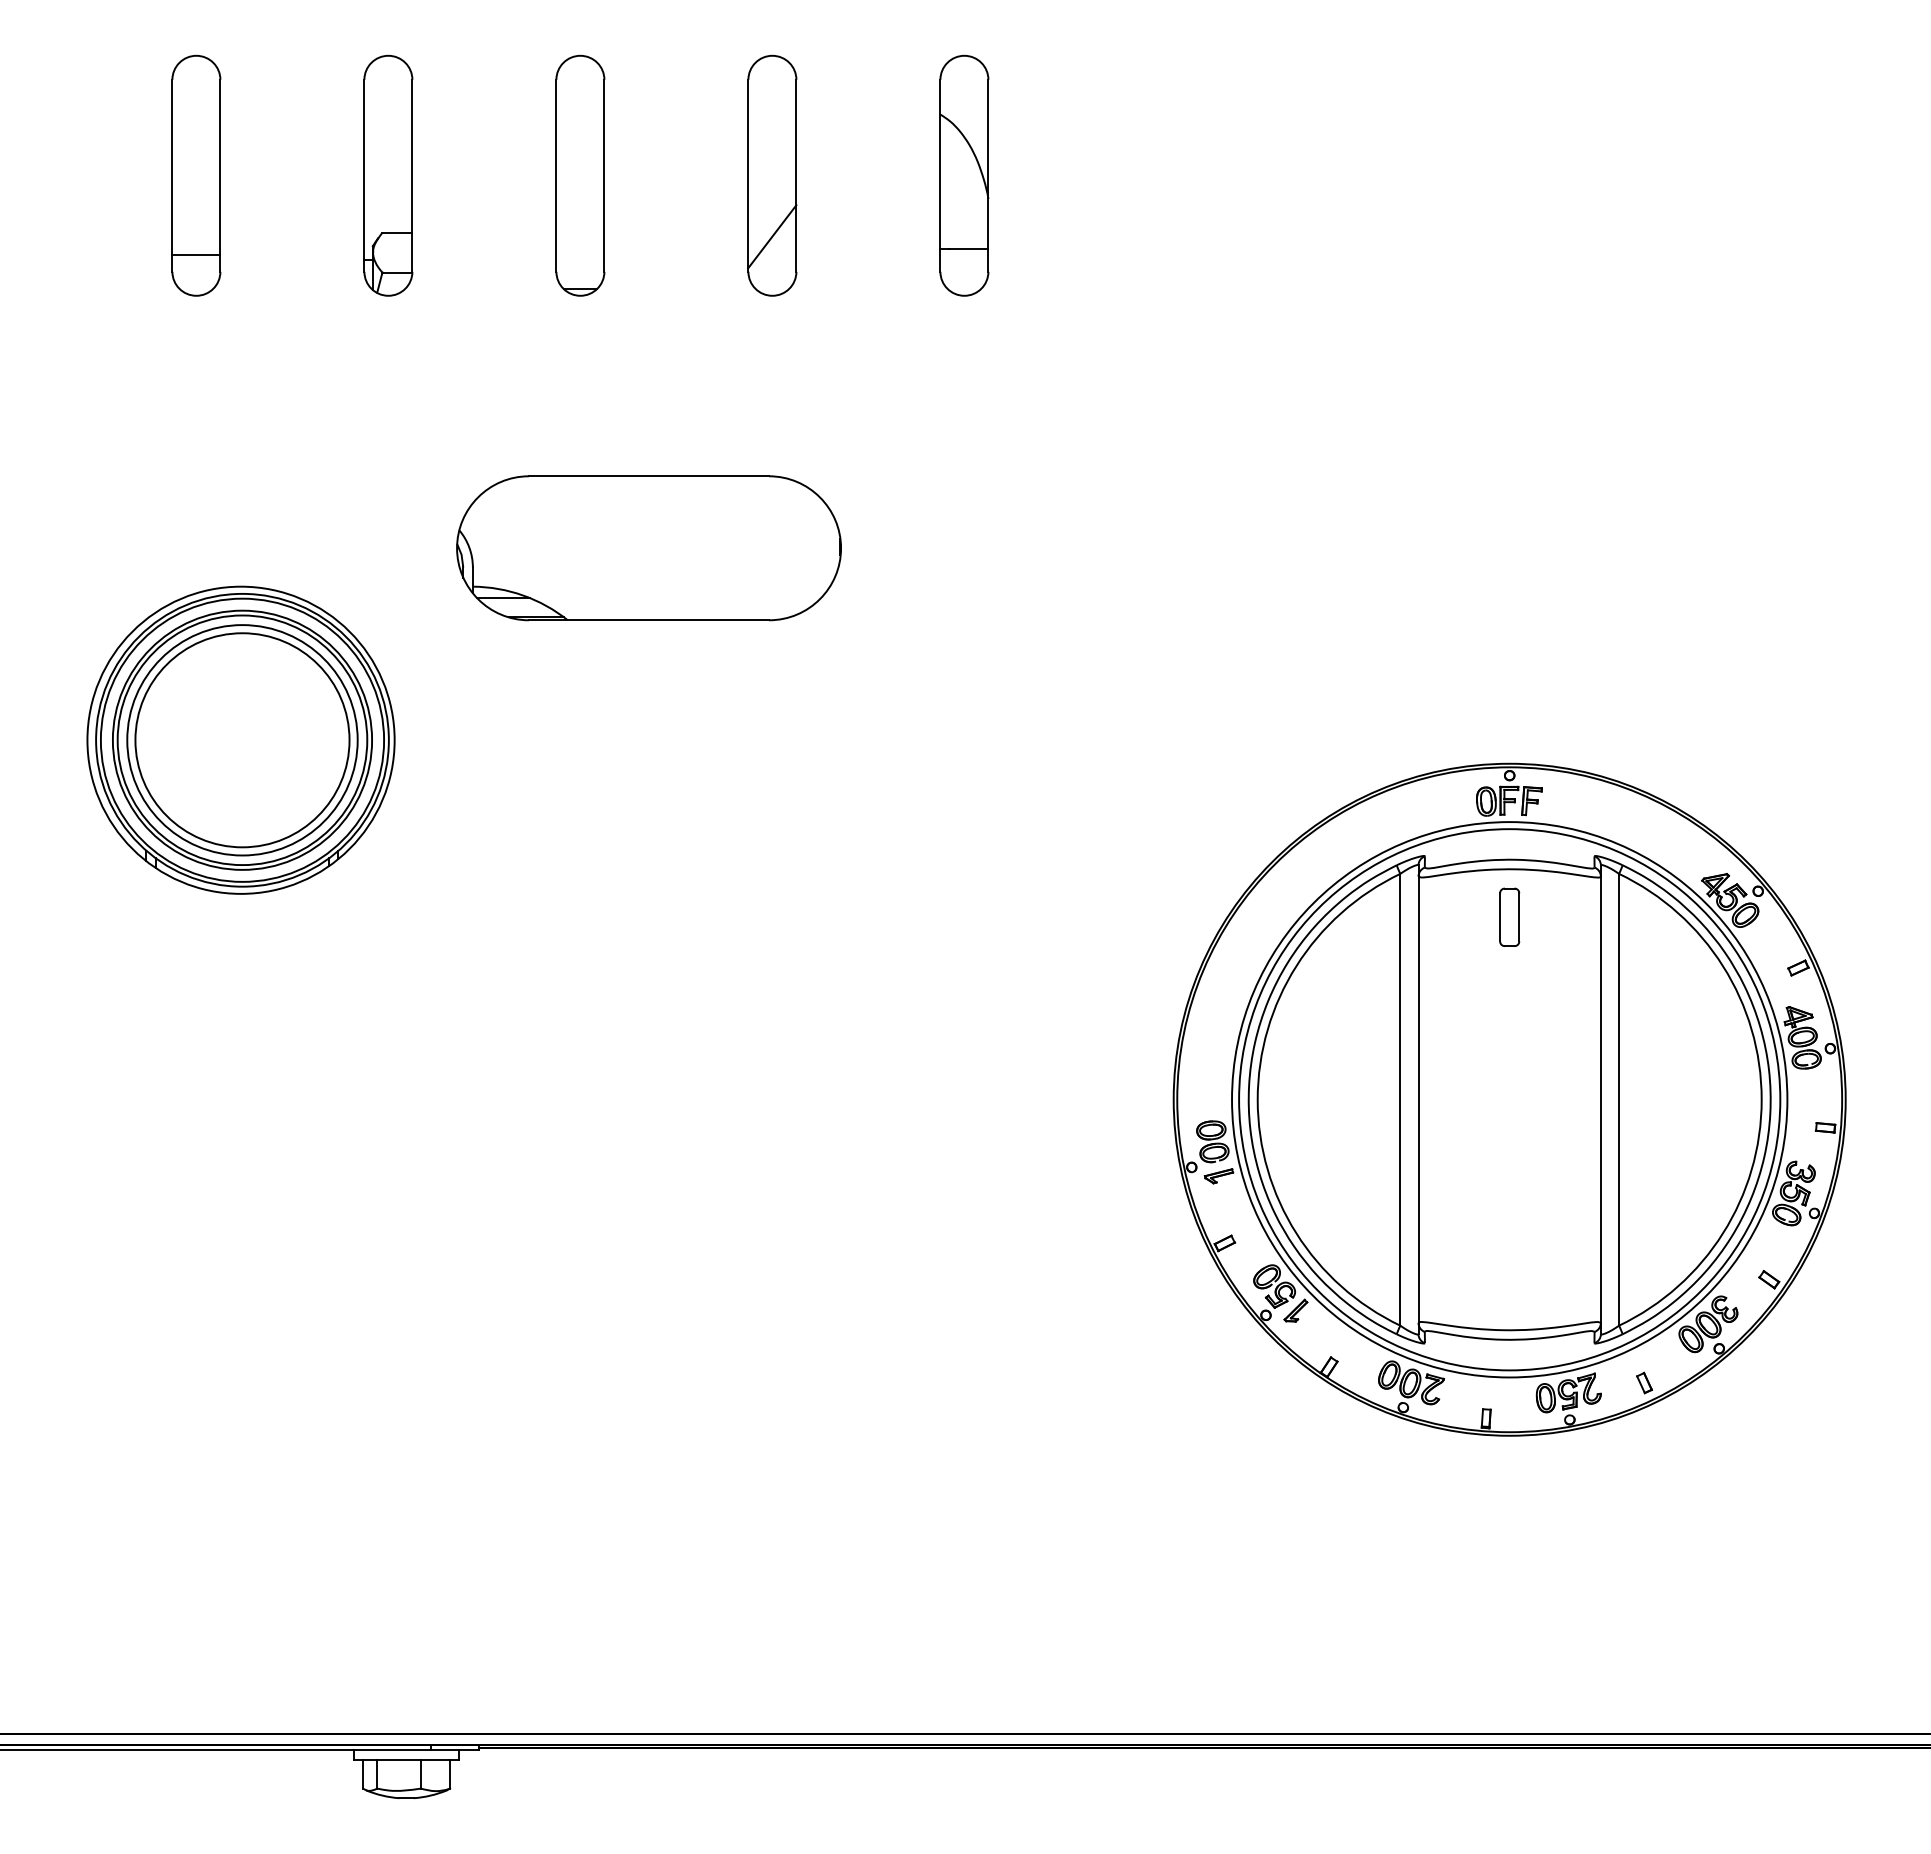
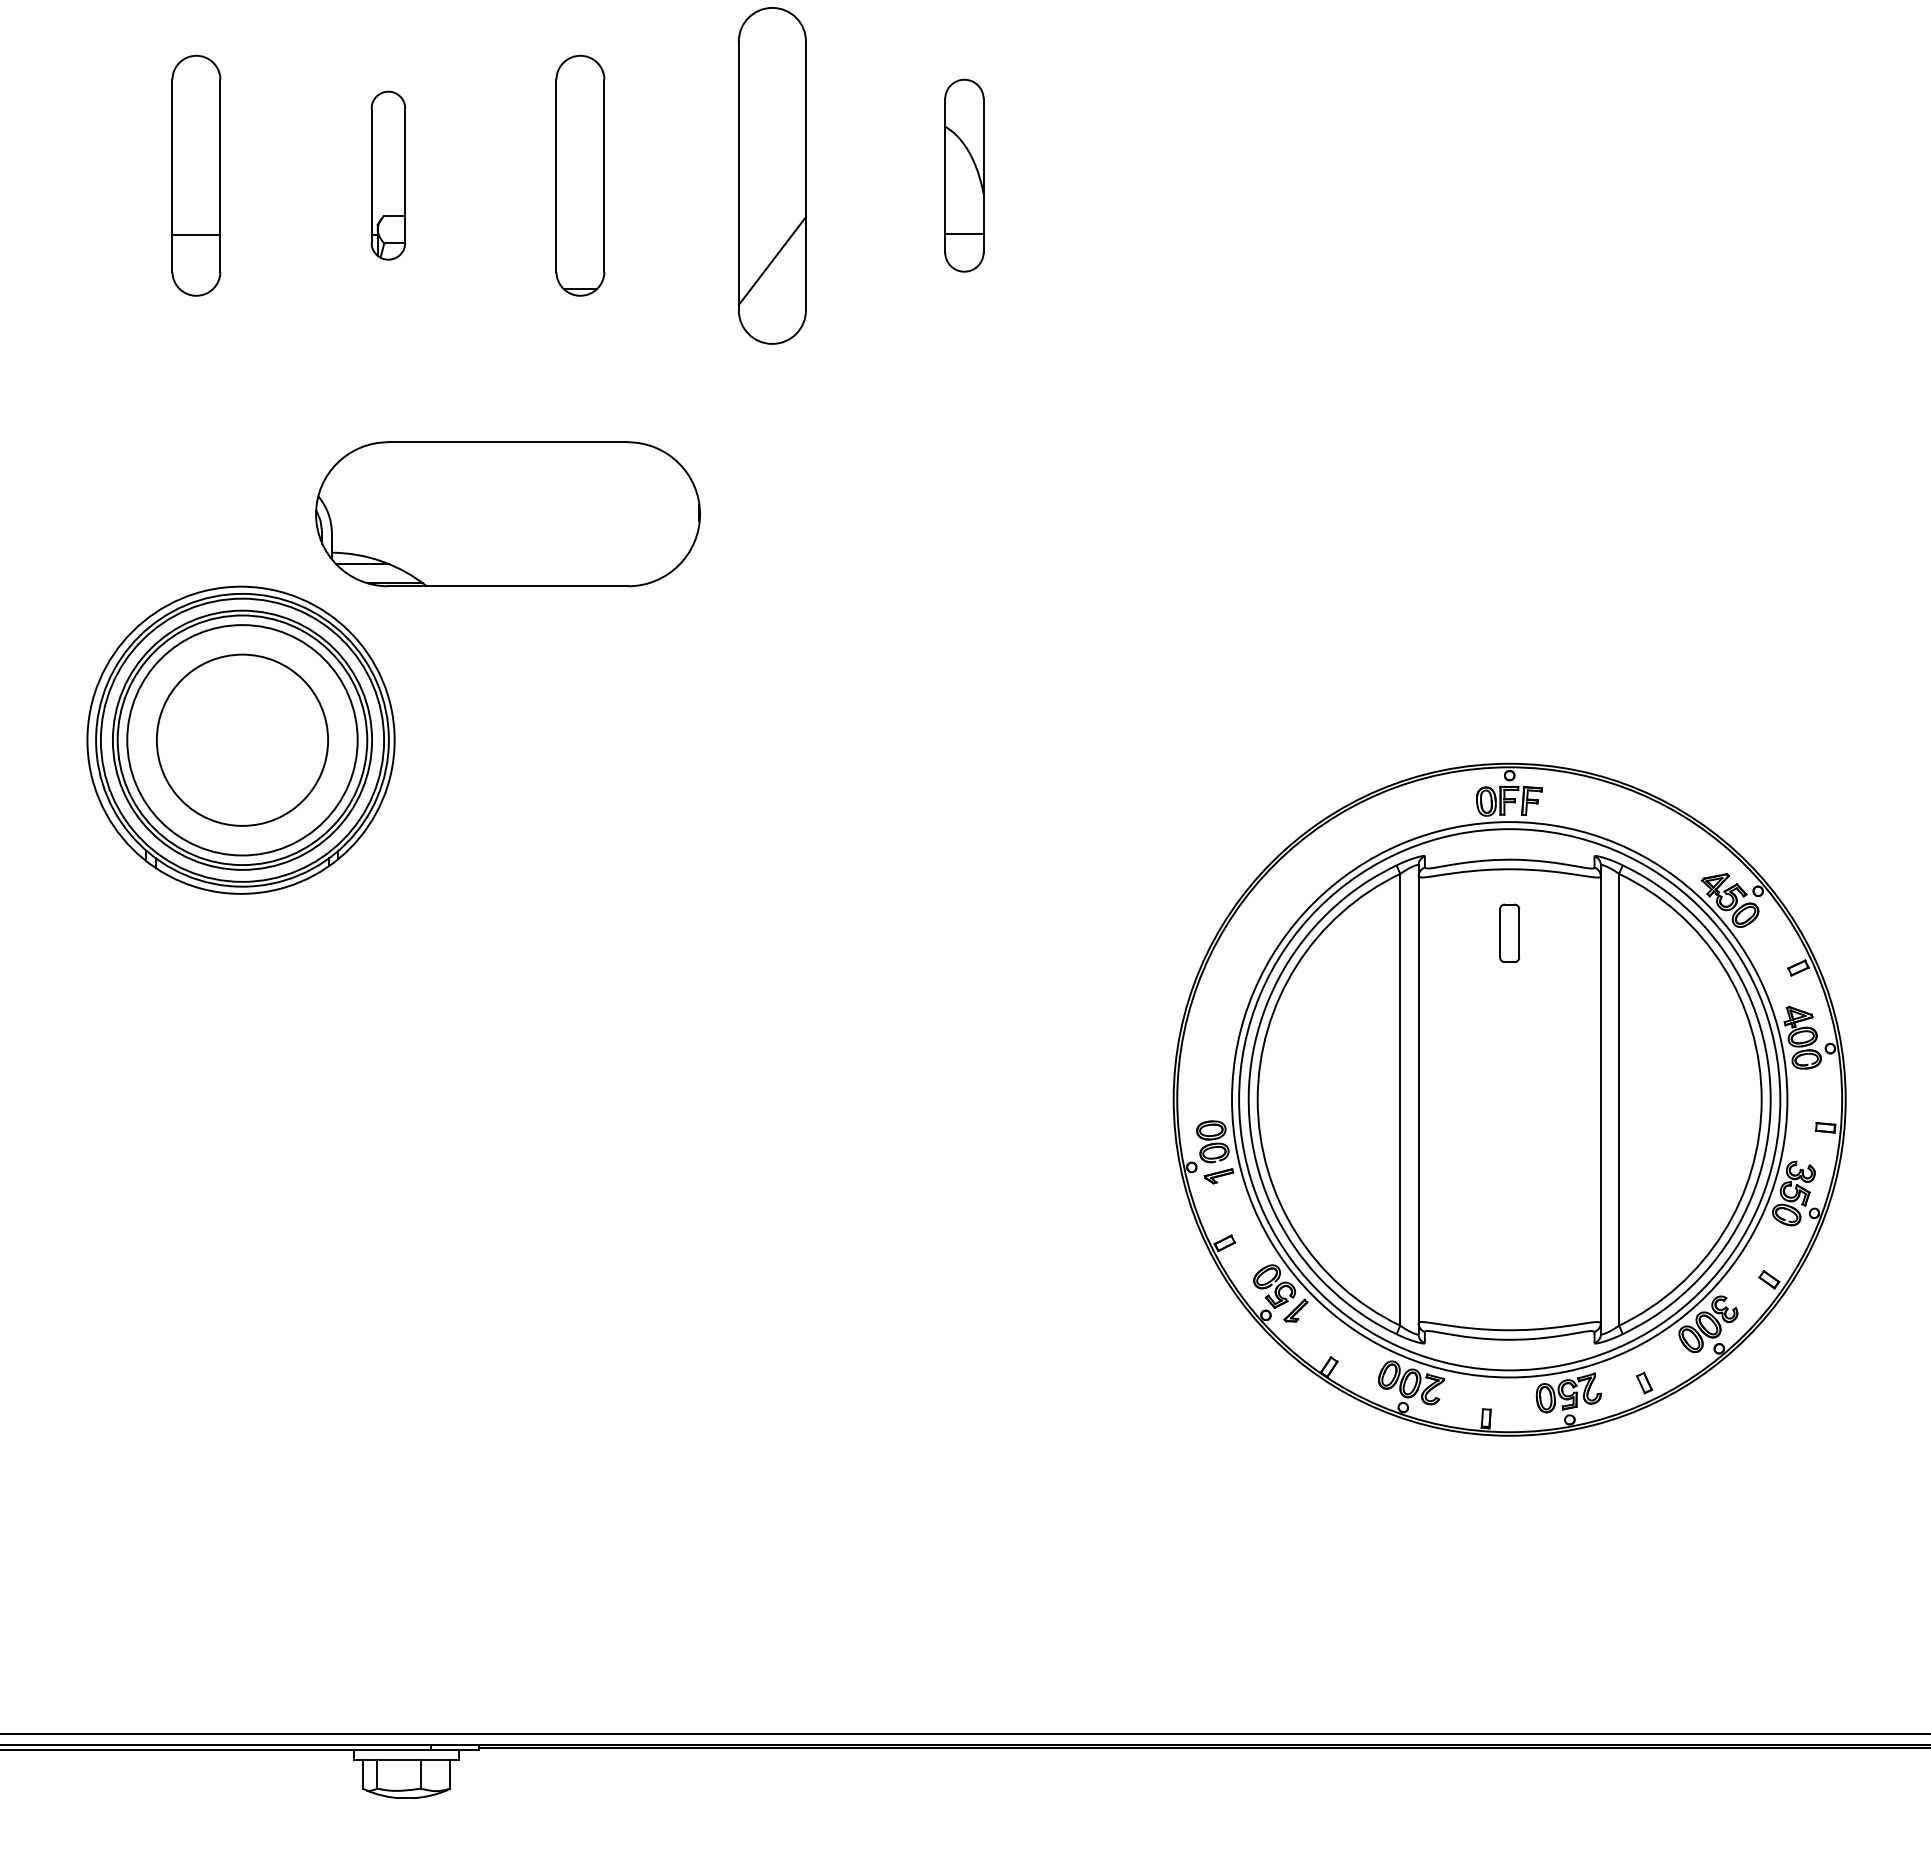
part size: 51x243 px -> 37x171 px (388, 175)
part size: 51x243 px -> 70x338 px (771, 175)
part size: 51x243 px -> 41x195 px (964, 175)
line position: (196, 255) -> (196, 235) (196, 235)
part position: (648, 548) -> (507, 514) (507, 514)
circle diameter: 214 px -> 171 px (242, 739)
part position: (1509, 916) -> (1509, 932) (1509, 932)
